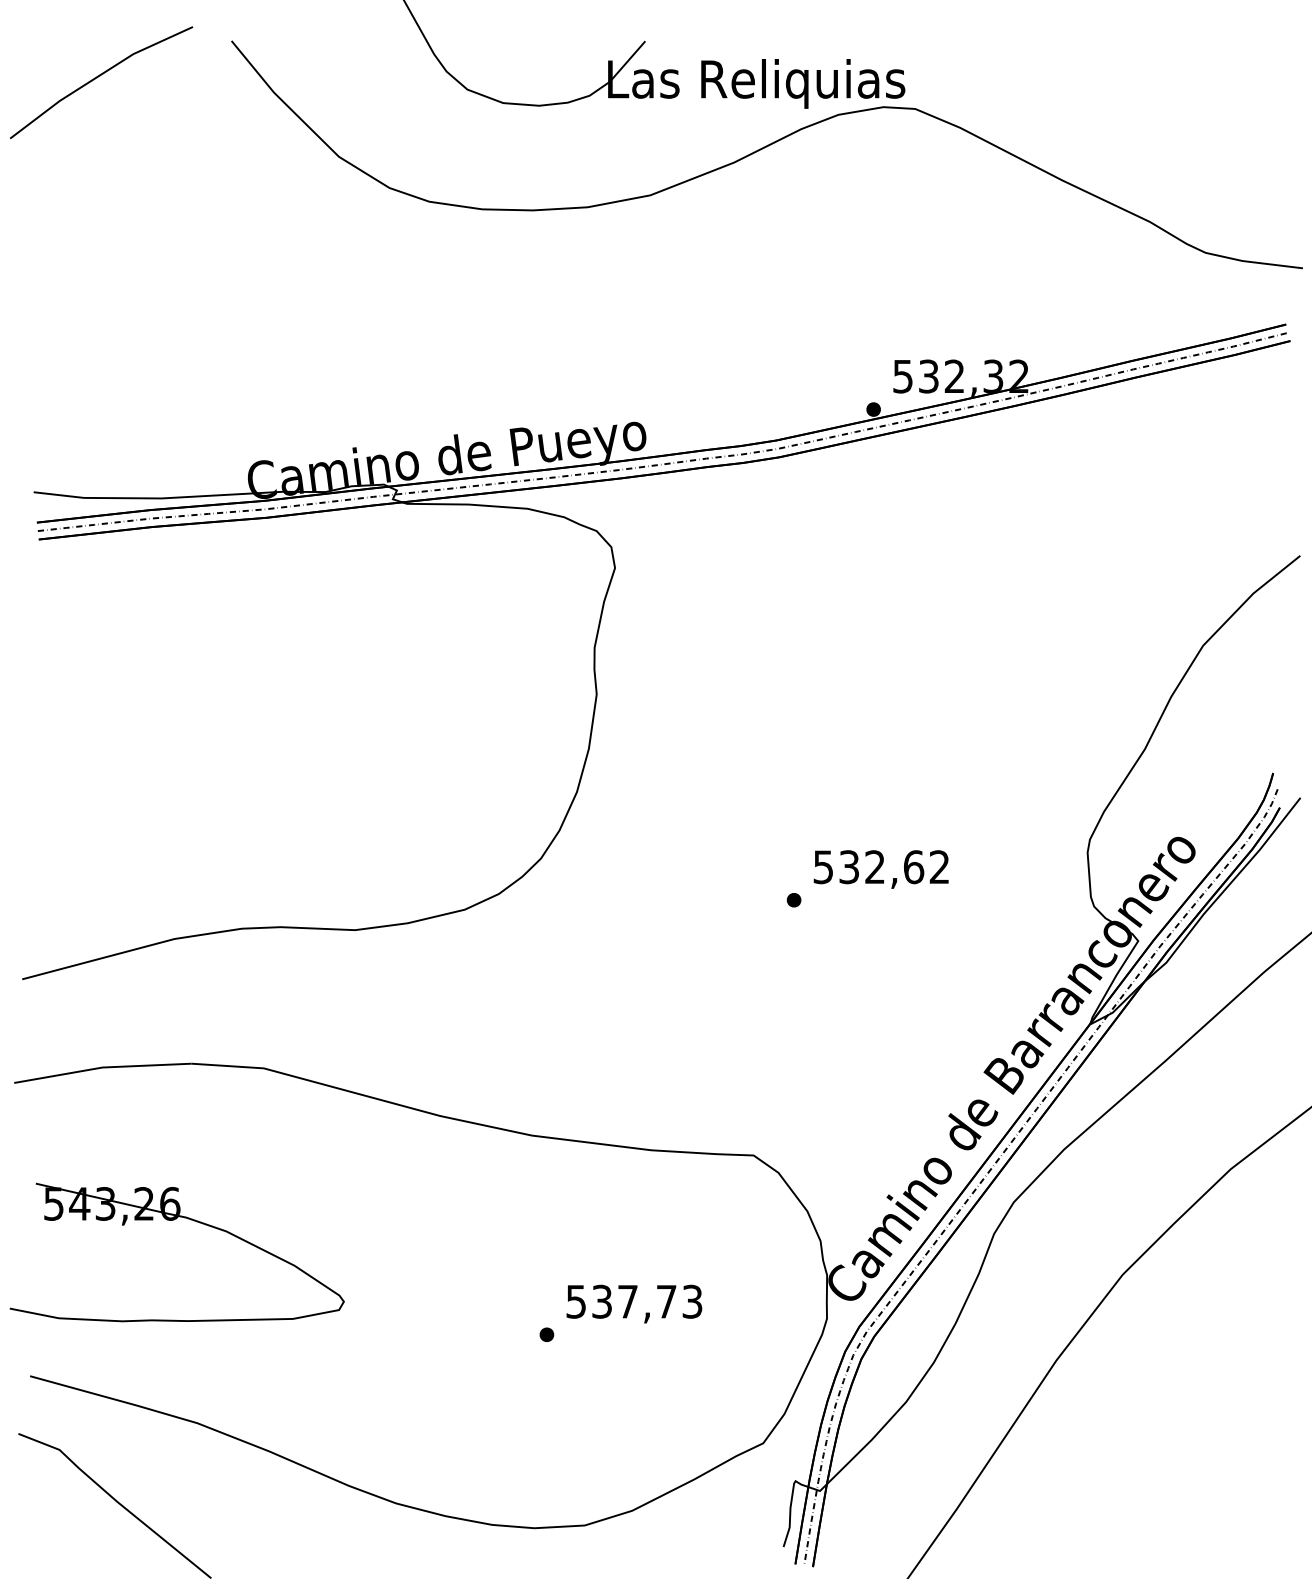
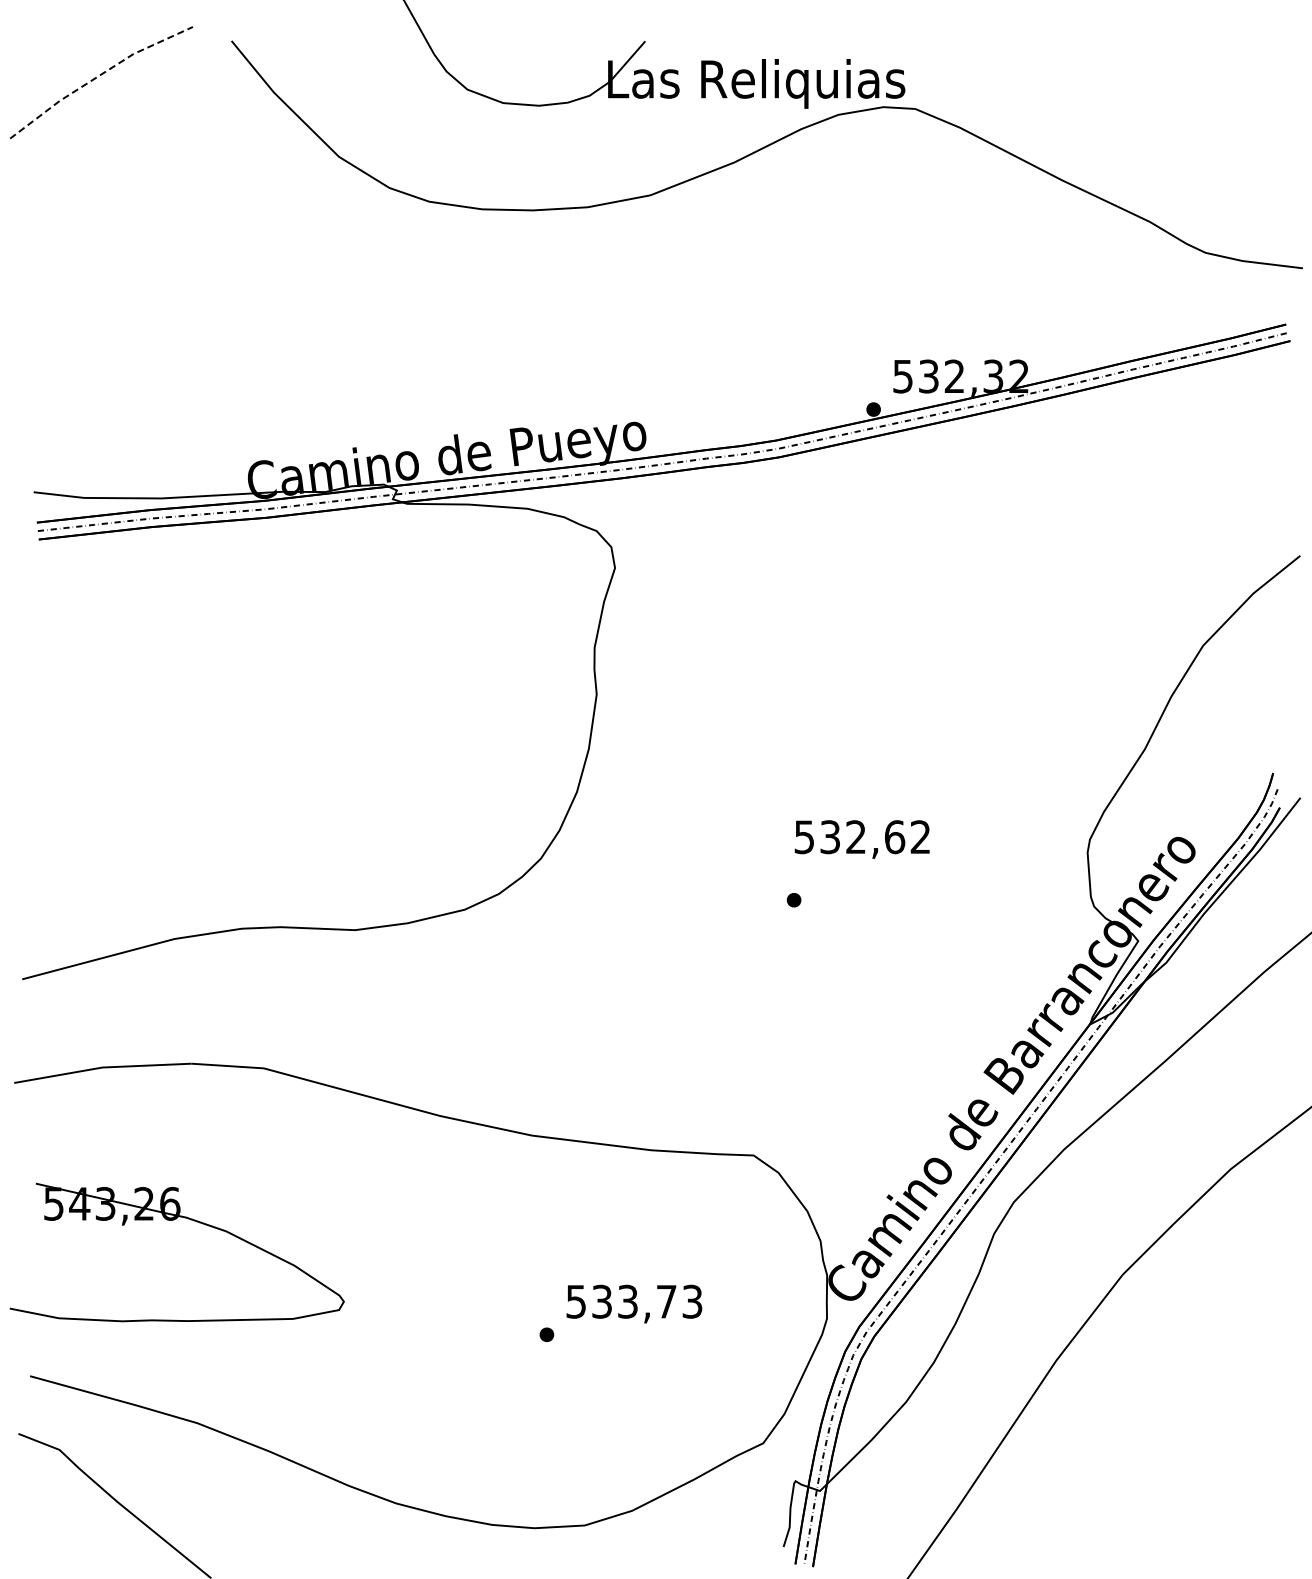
line: solid -> dashed (98, 76)
text position: (880, 869) -> (861, 839) (861, 839)
text: 537,73 -> 533,73 (627, 1301)
